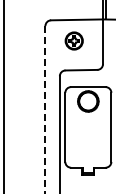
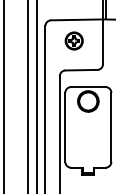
line: none -> present (28, 96)
line: none -> present (36, 96)
line: dashed -> solid (45, 109)
